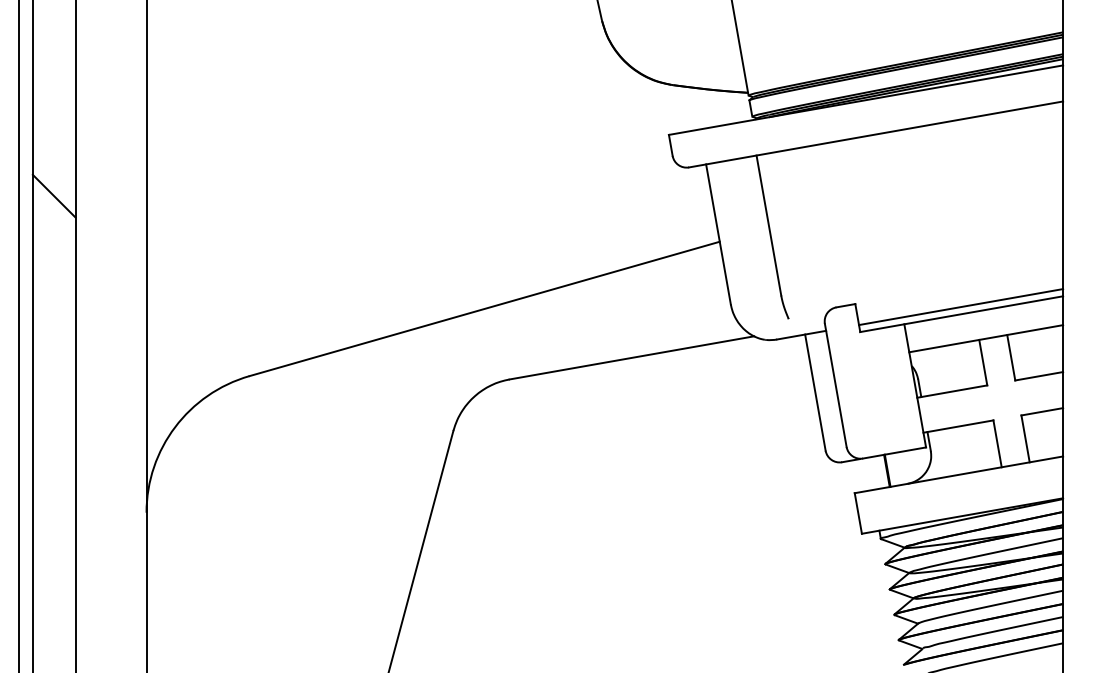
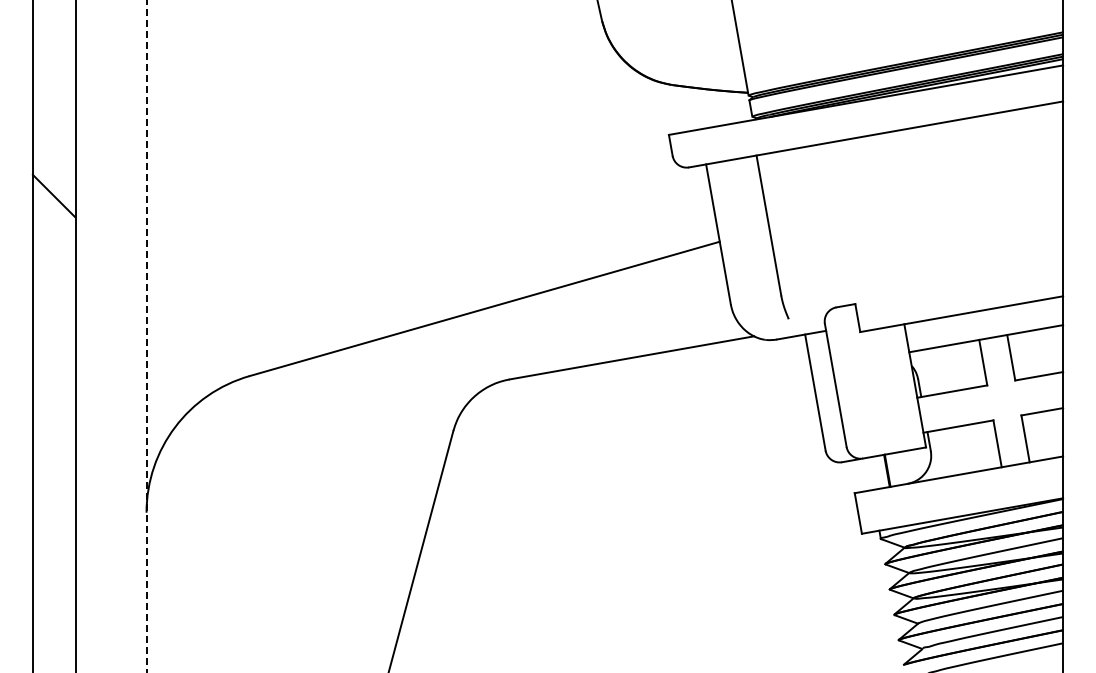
line: present -> none (961, 307)
line: present -> none (18, 335)
line: solid -> dashed (146, 336)
